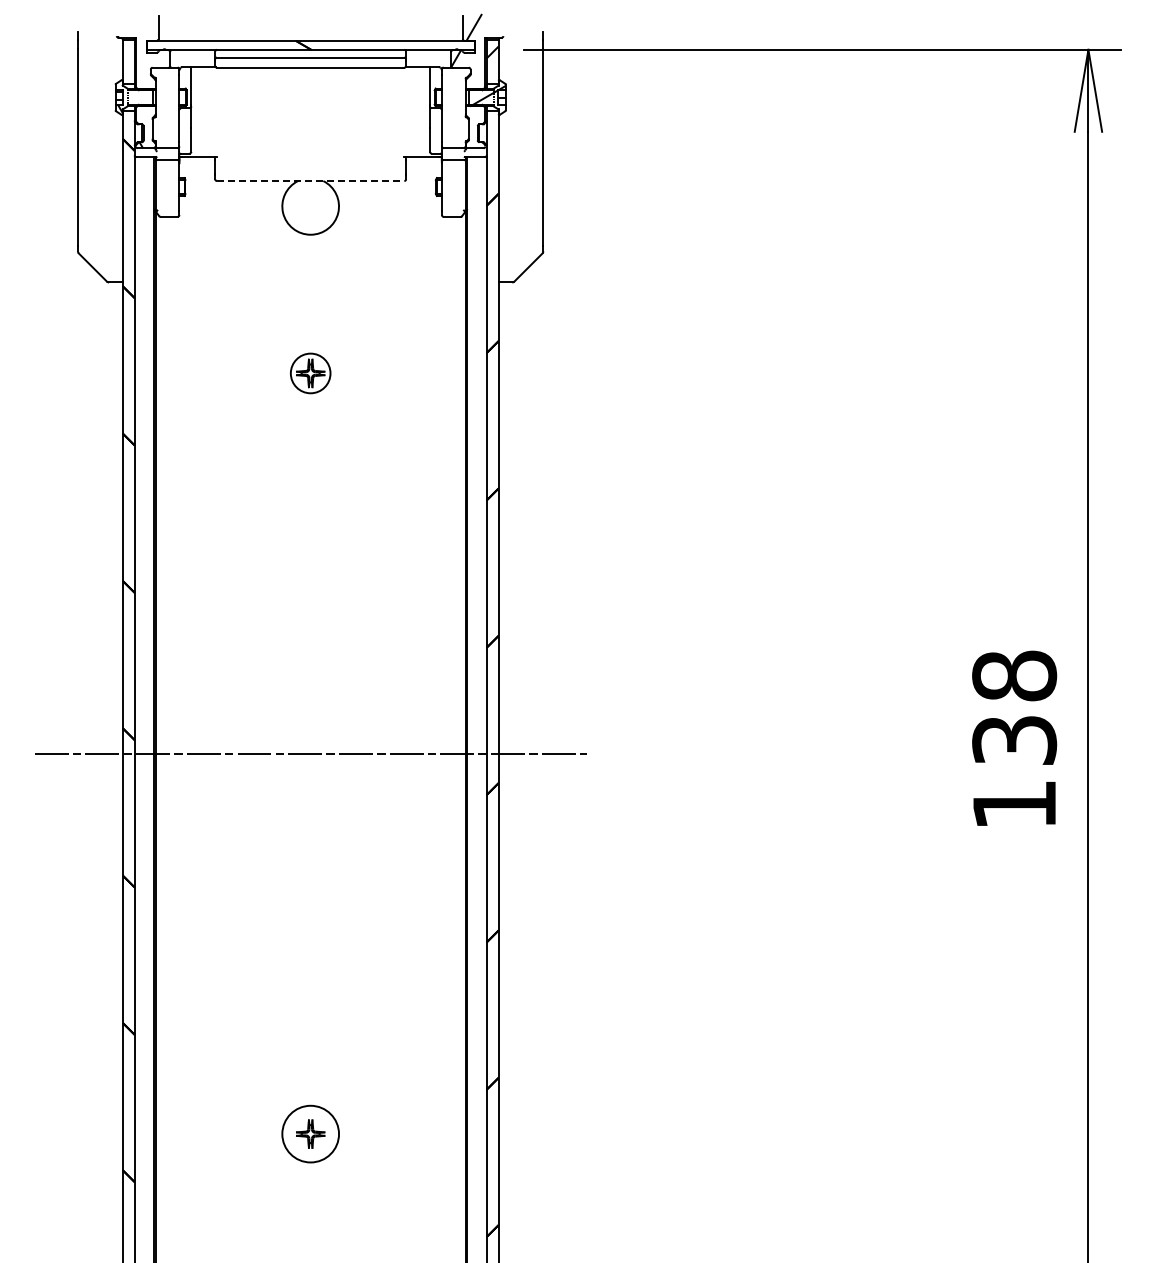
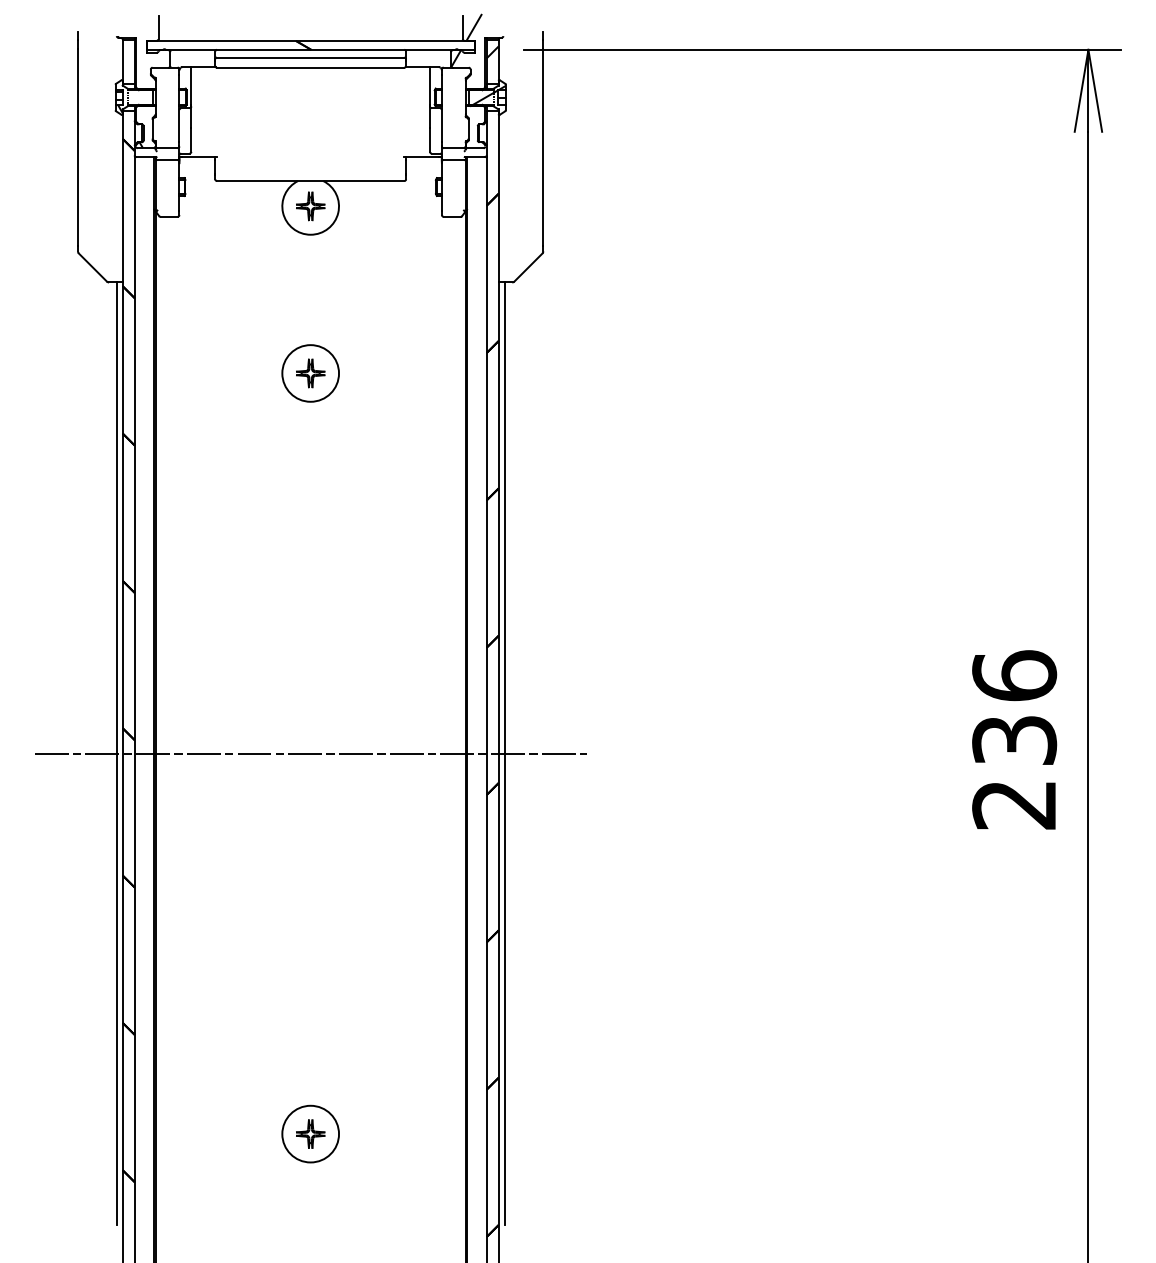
line: dashed -> solid (310, 181)
part: none -> present (310, 206)
circle diameter: 40 px -> 57 px (310, 373)
text: 138 -> 236 (1014, 739)
line: none -> present (116, 753)
line: none -> present (504, 753)
